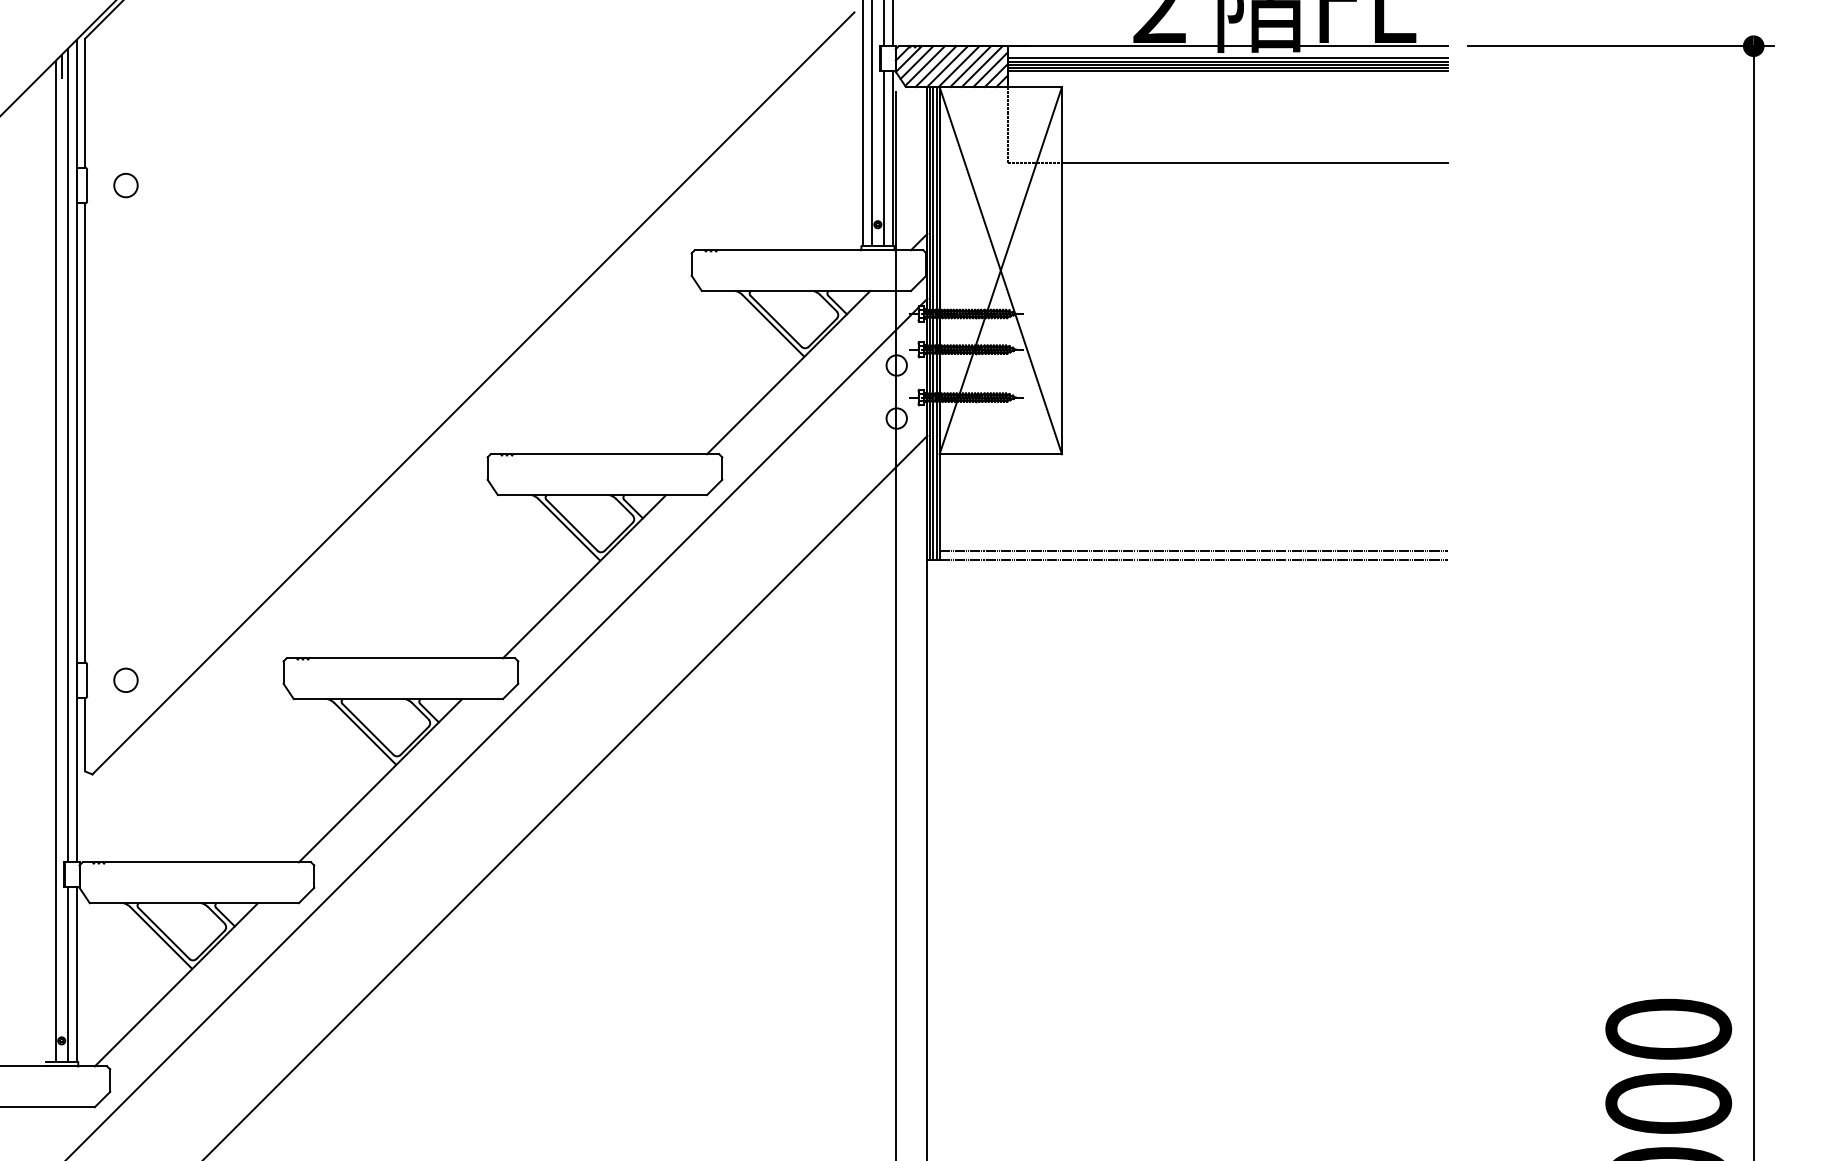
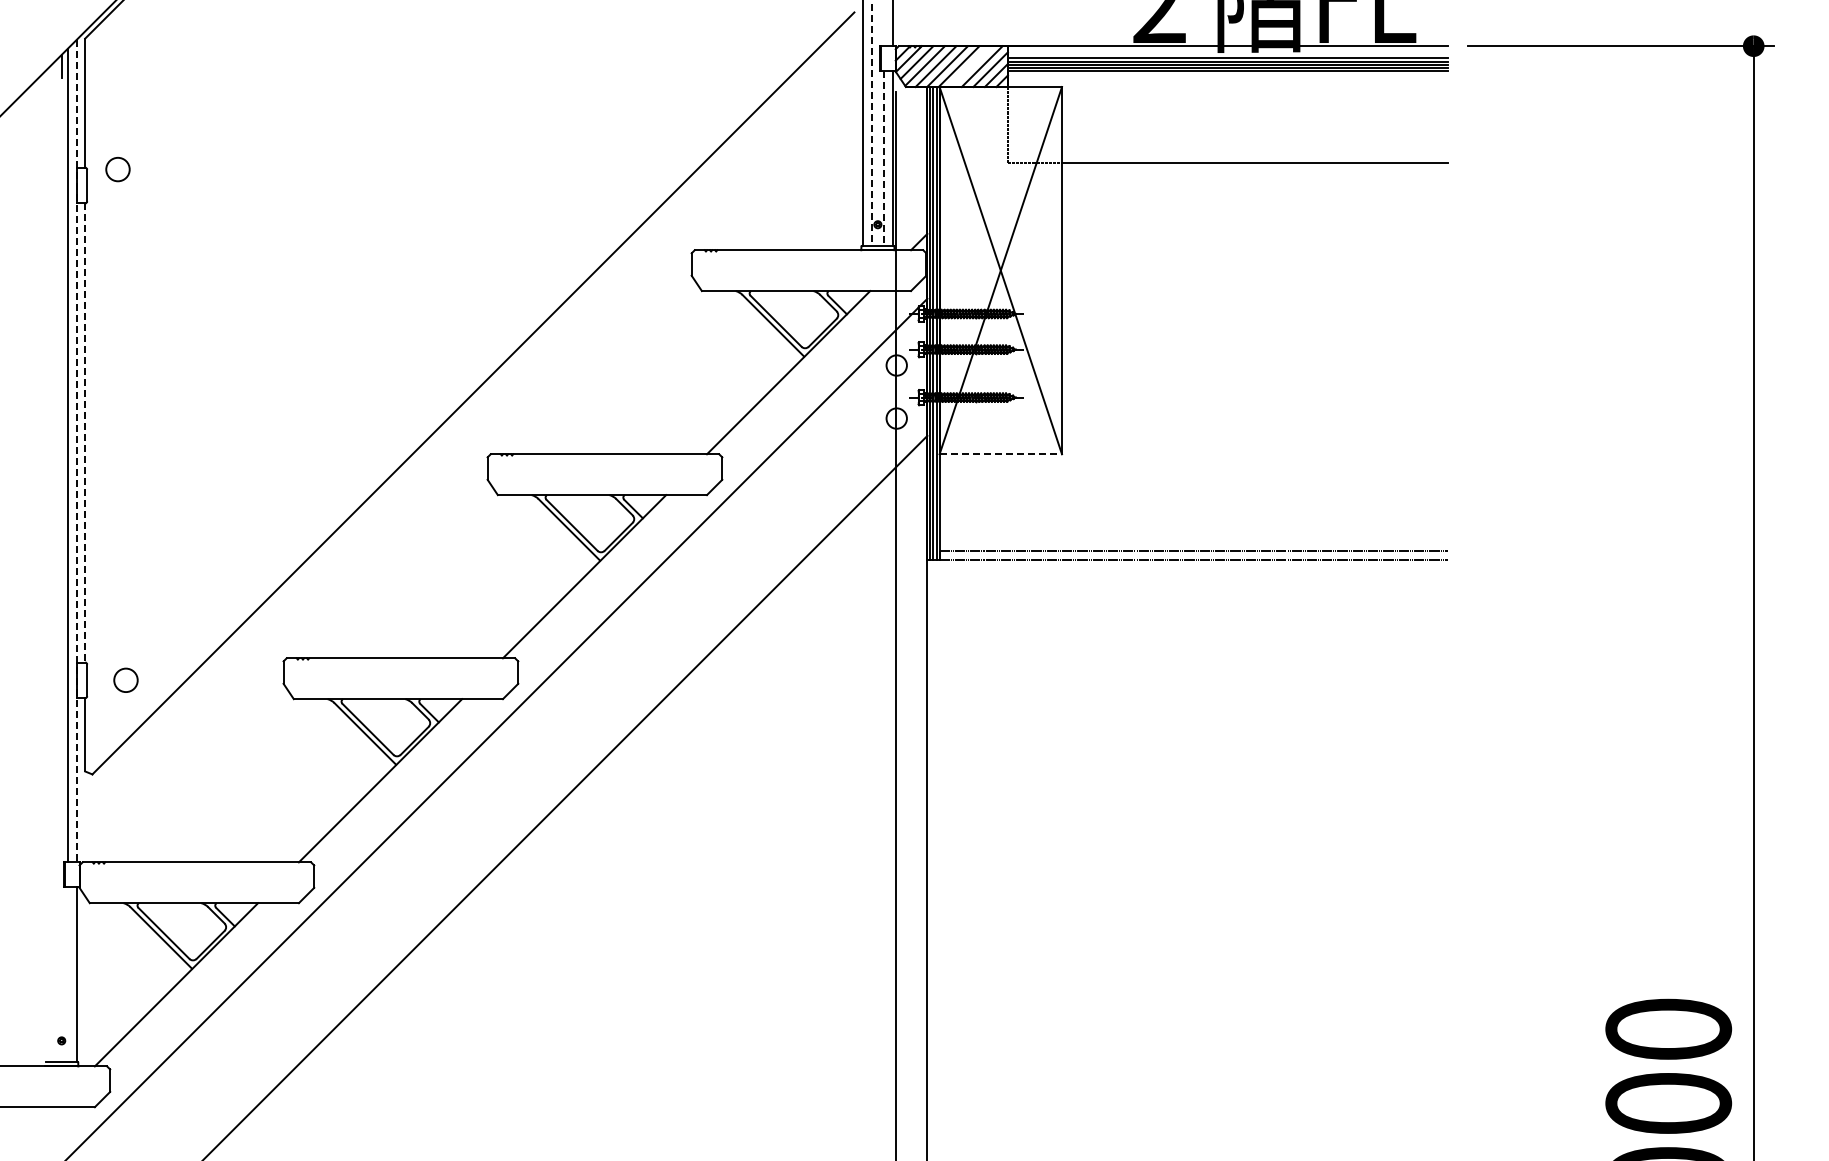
line: present -> none (884, 24)
line: present -> none (970, 66)
line: solid -> dashed (871, 123)
line: solid -> dashed (884, 158)
circle position: (125, 185) -> (117, 169) (117, 169)
line: solid -> dashed (85, 432)
line: solid -> dashed (77, 451)
line: solid -> dashed (1001, 454)
line: present -> none (55, 561)
line: present -> none (67, 974)
